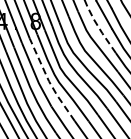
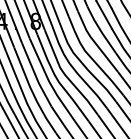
line: dashed -> solid (100, 30)
line: dashed -> solid (49, 81)
